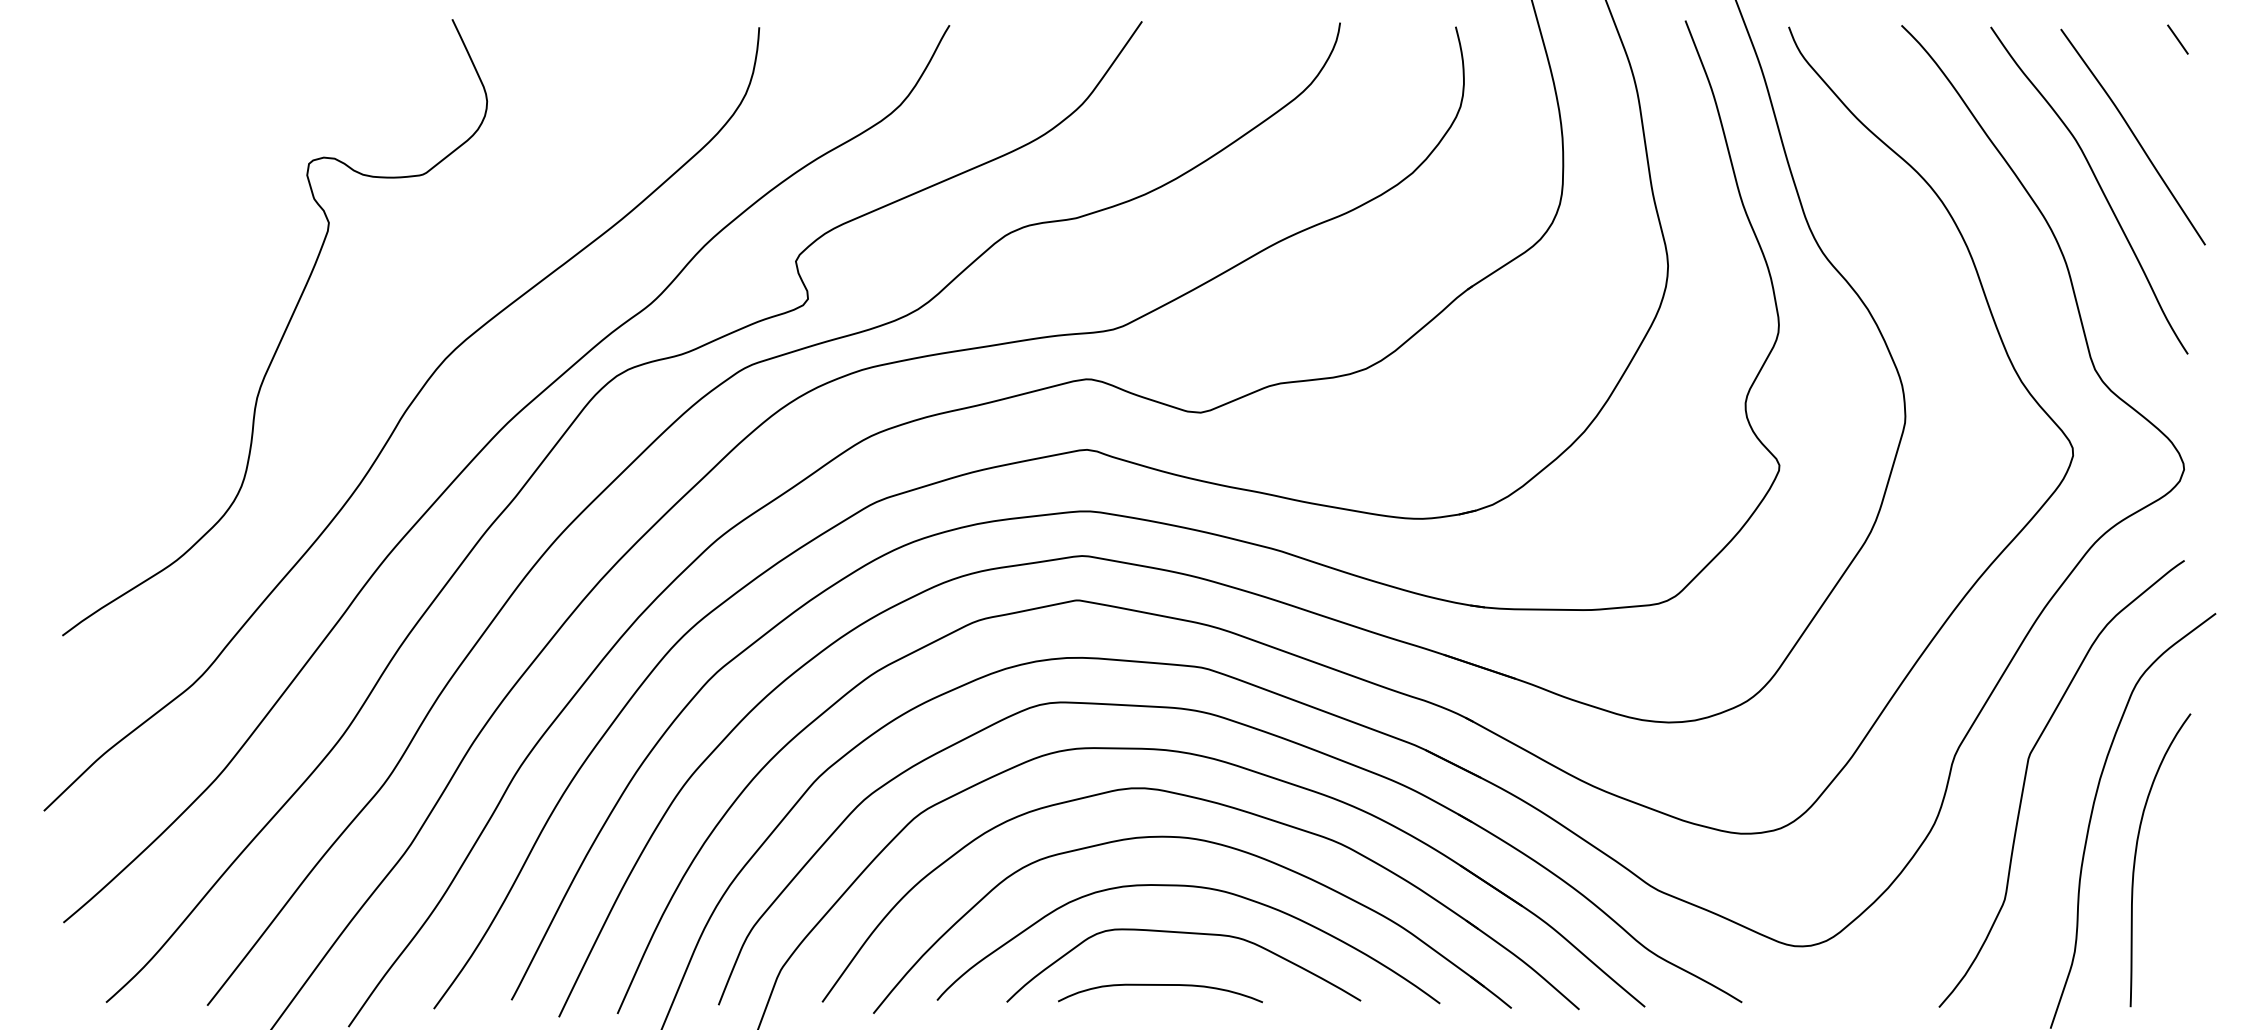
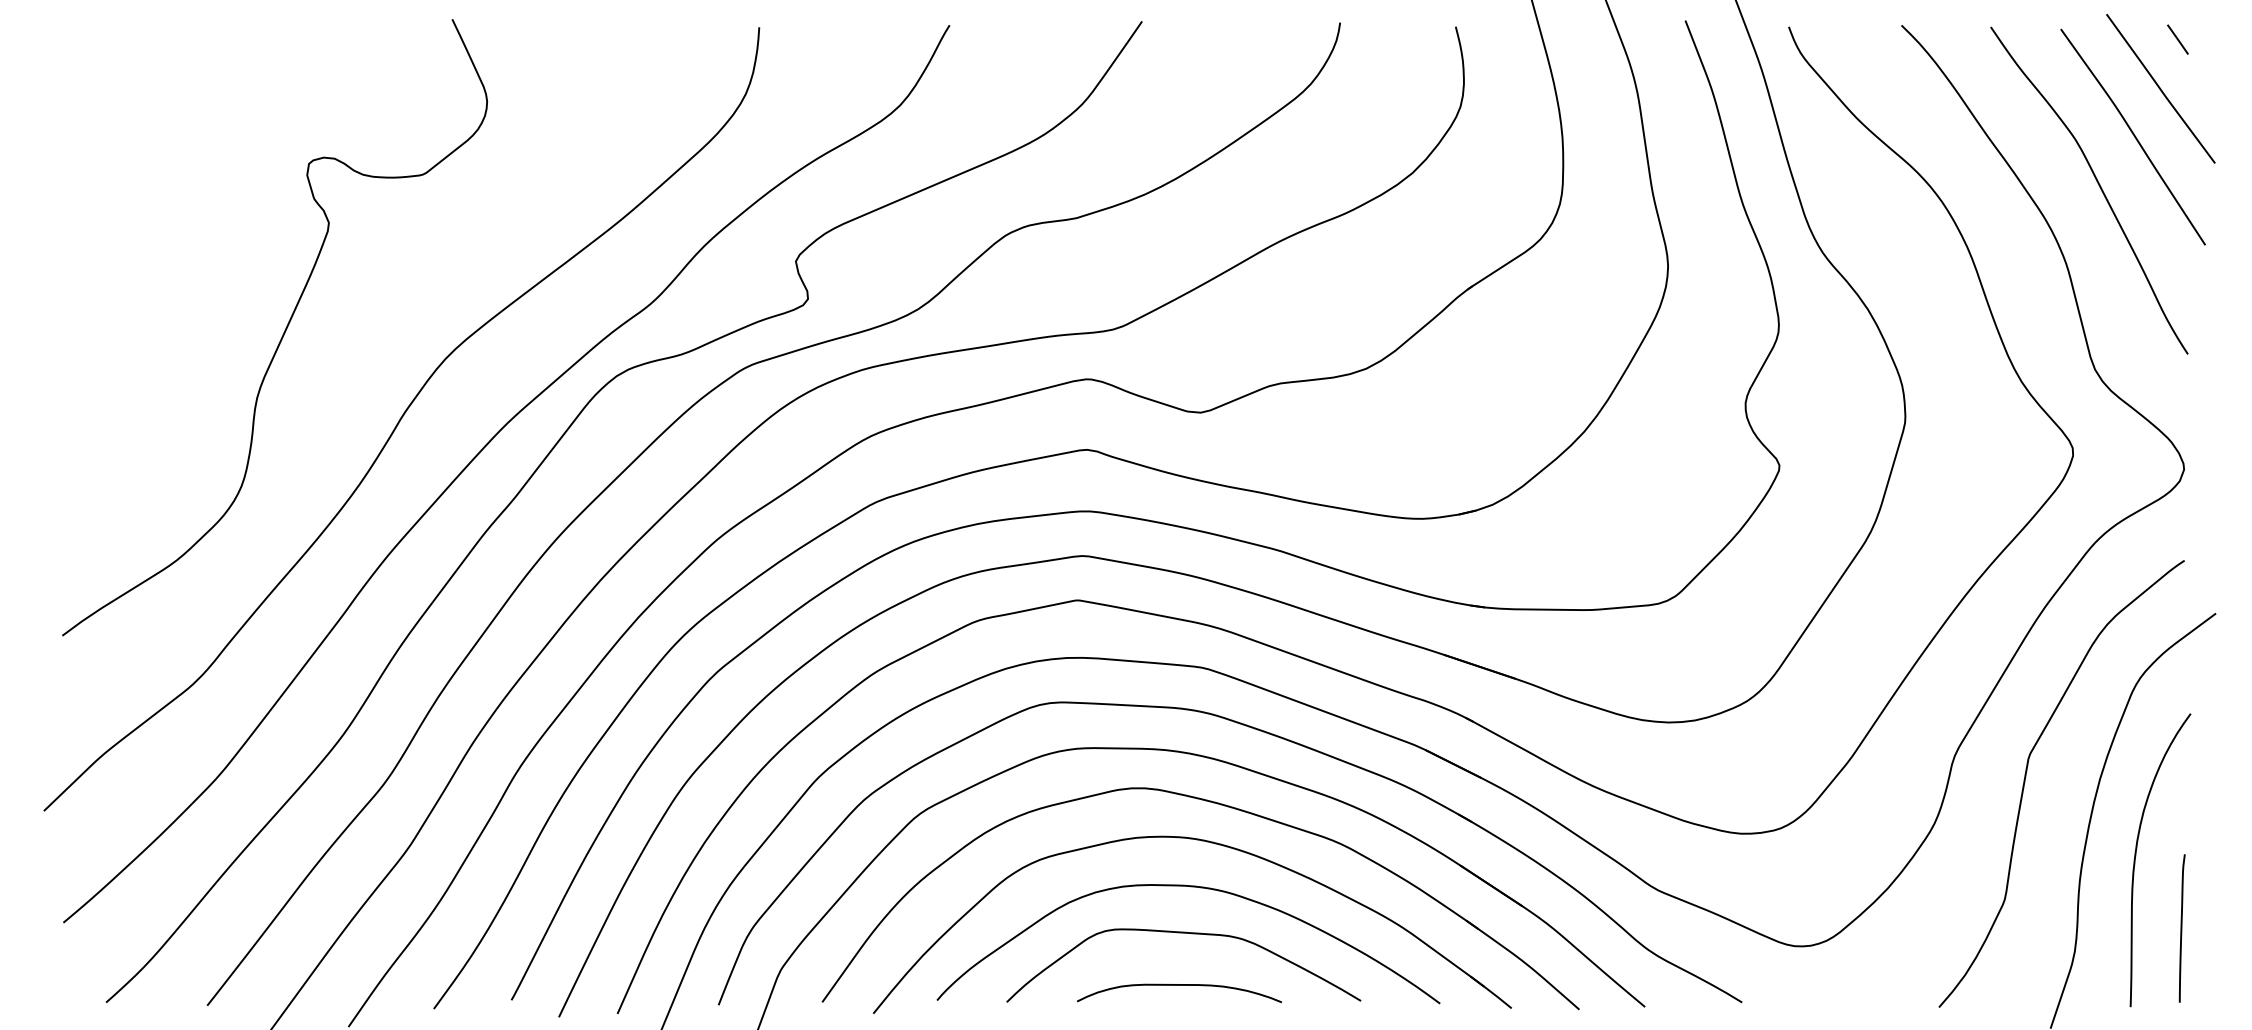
line: none -> present (2160, 88)
curve: none -> present (2181, 928)
curve position: (1160, 985) -> (1179, 985) (1179, 985)
